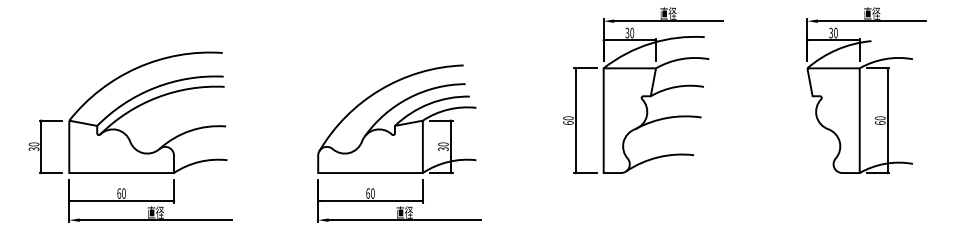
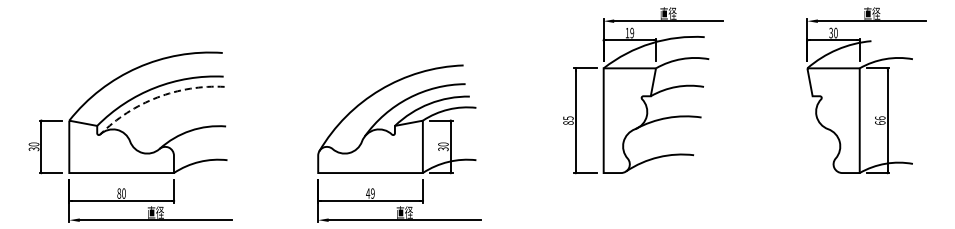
text: 30 -> 19 (629, 32)
arc: solid -> dashed (157, 97)
text: 60 -> 66 (880, 118)
text: 60 -> 85 (568, 120)
text: 60 -> 80 (119, 193)
text: 60 -> 49 (370, 193)
